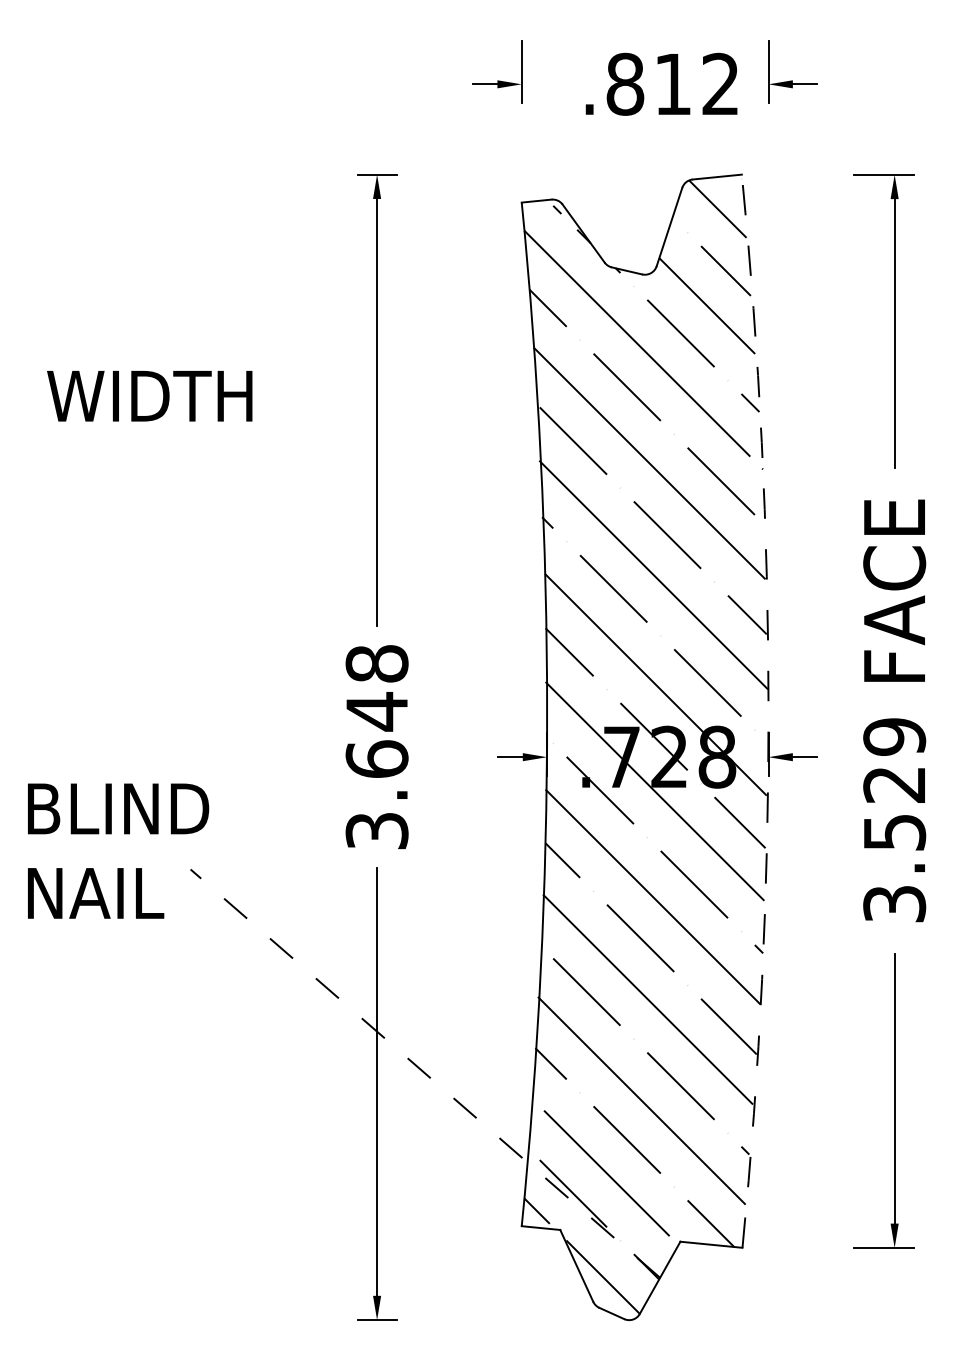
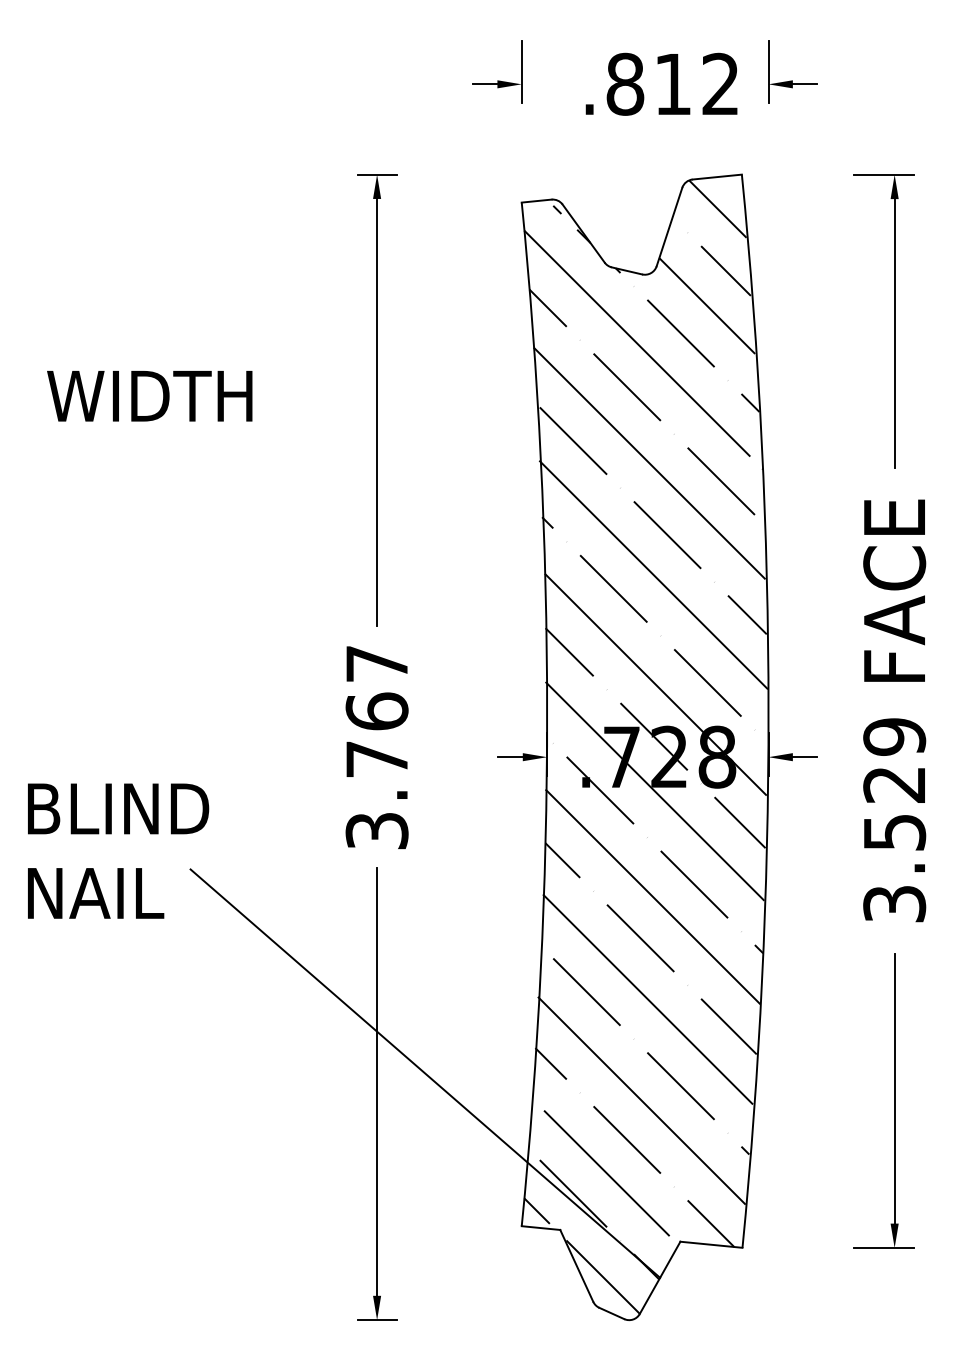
text: 3.648 -> 3.767 (376, 711)
arc: dashed -> solid (768, 711)
line: dashed -> solid (424, 1073)
